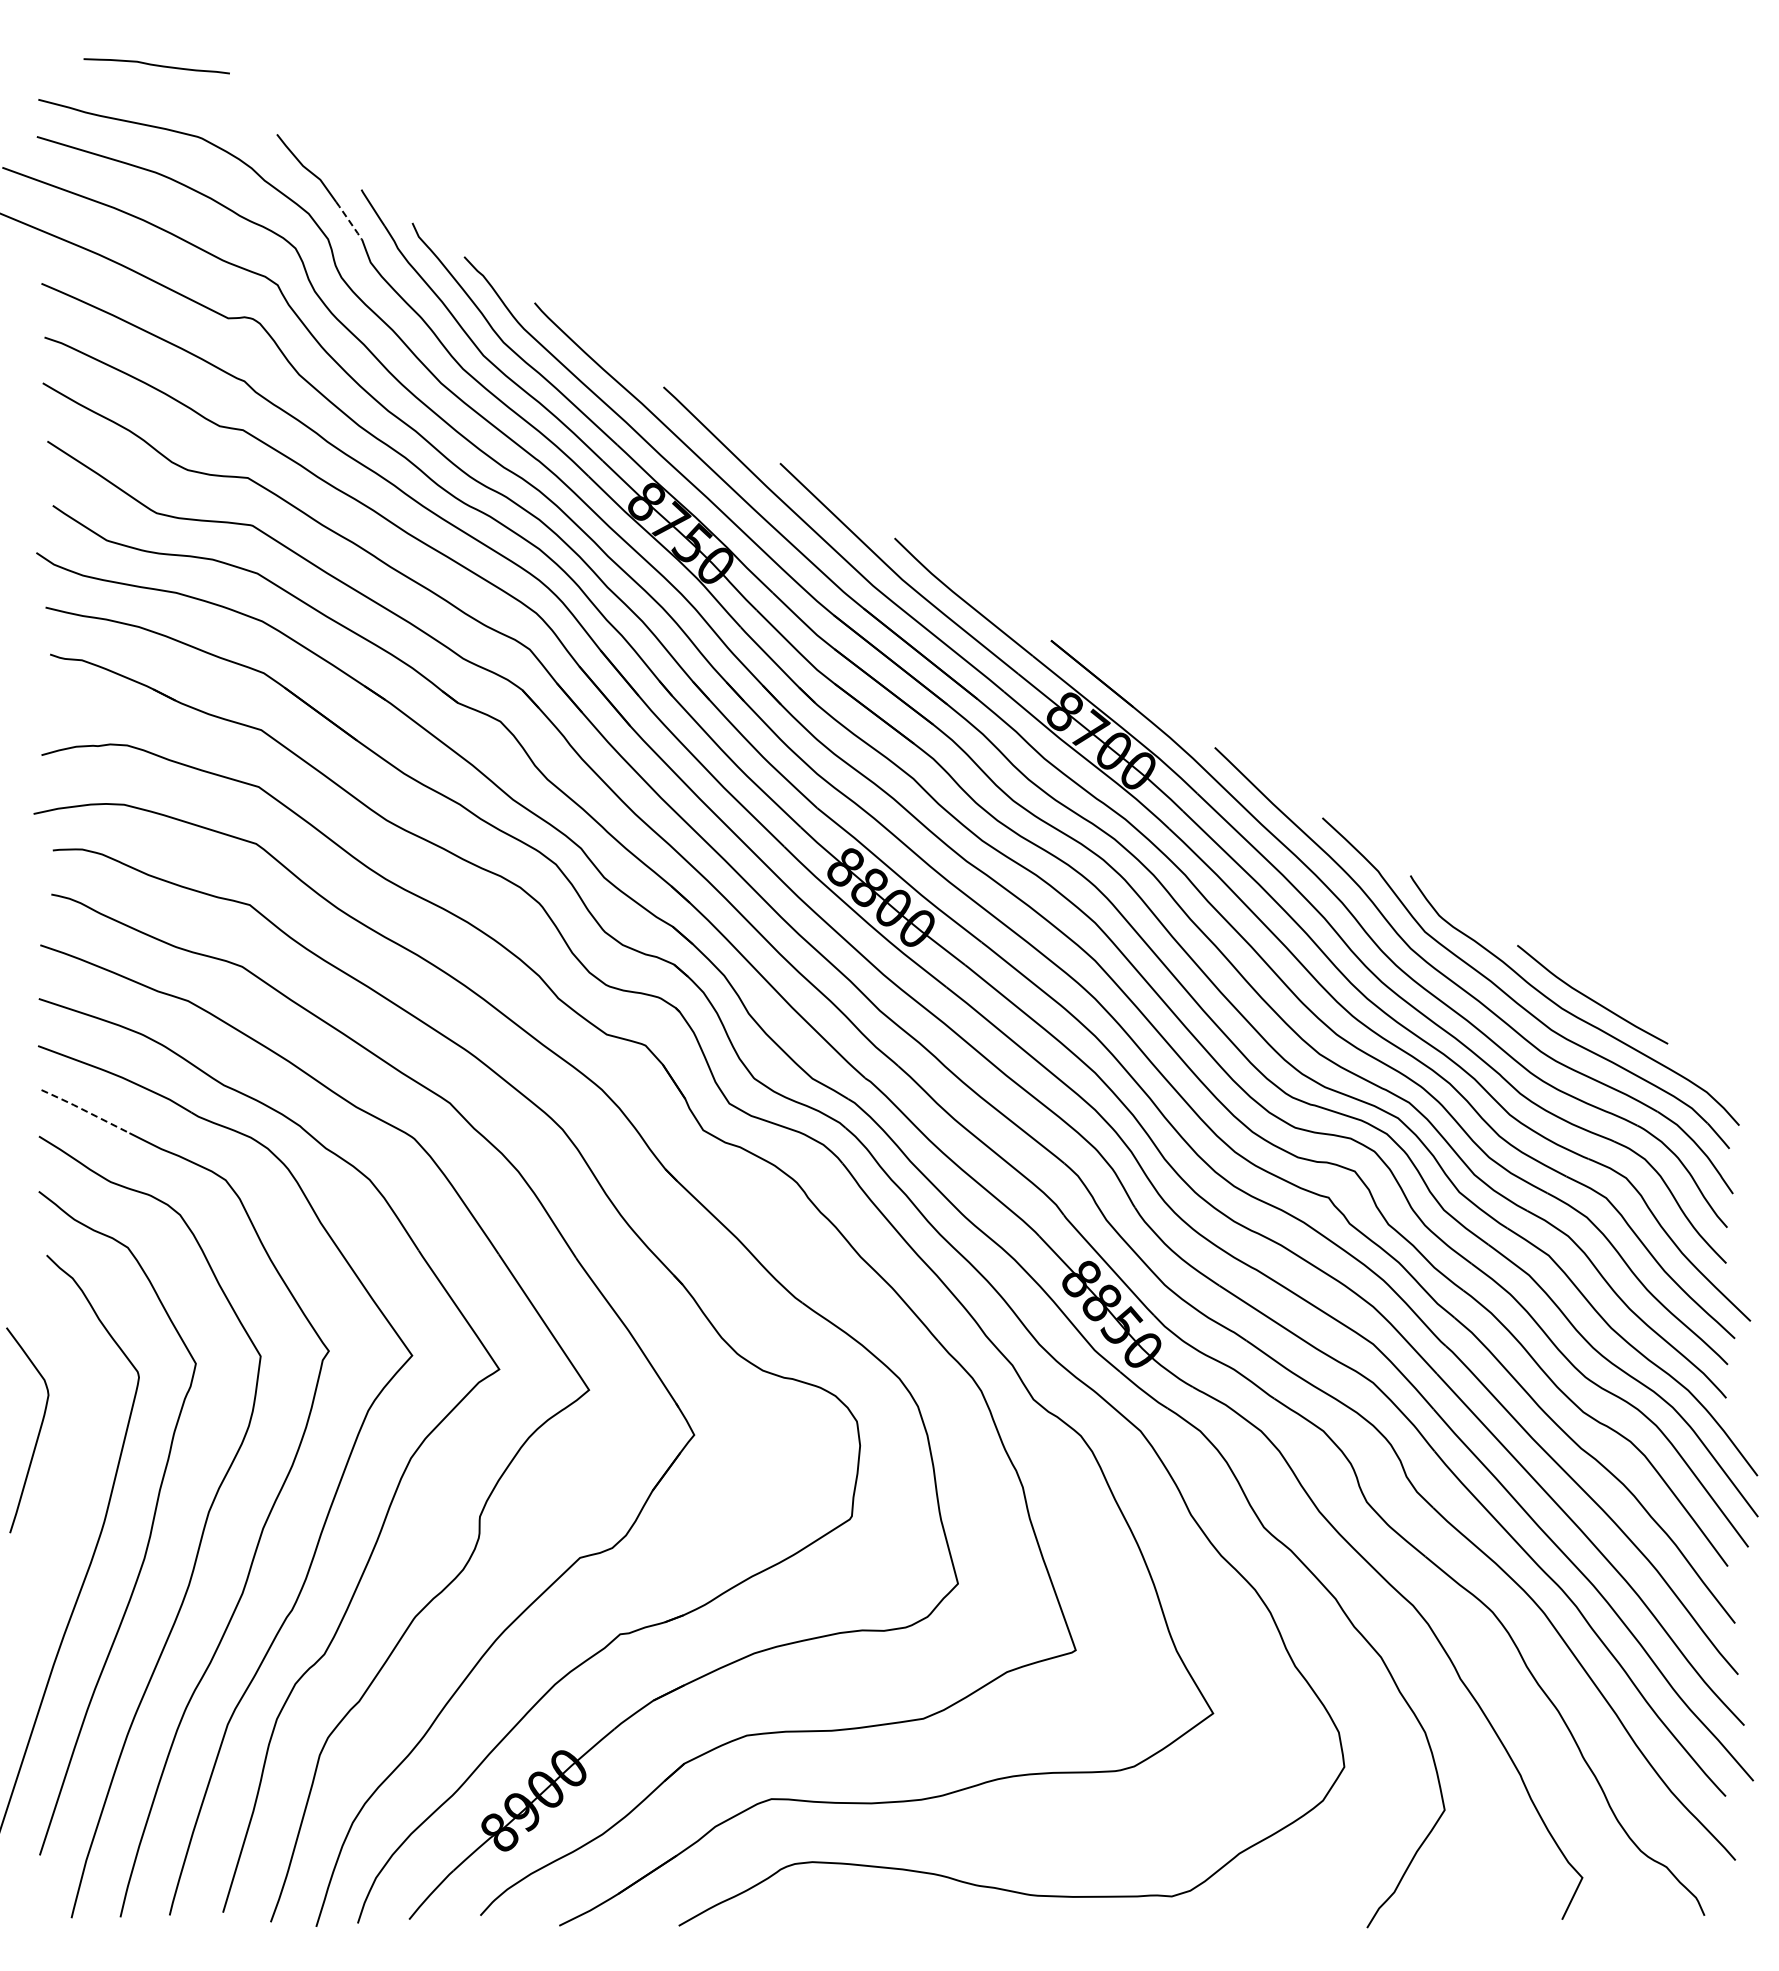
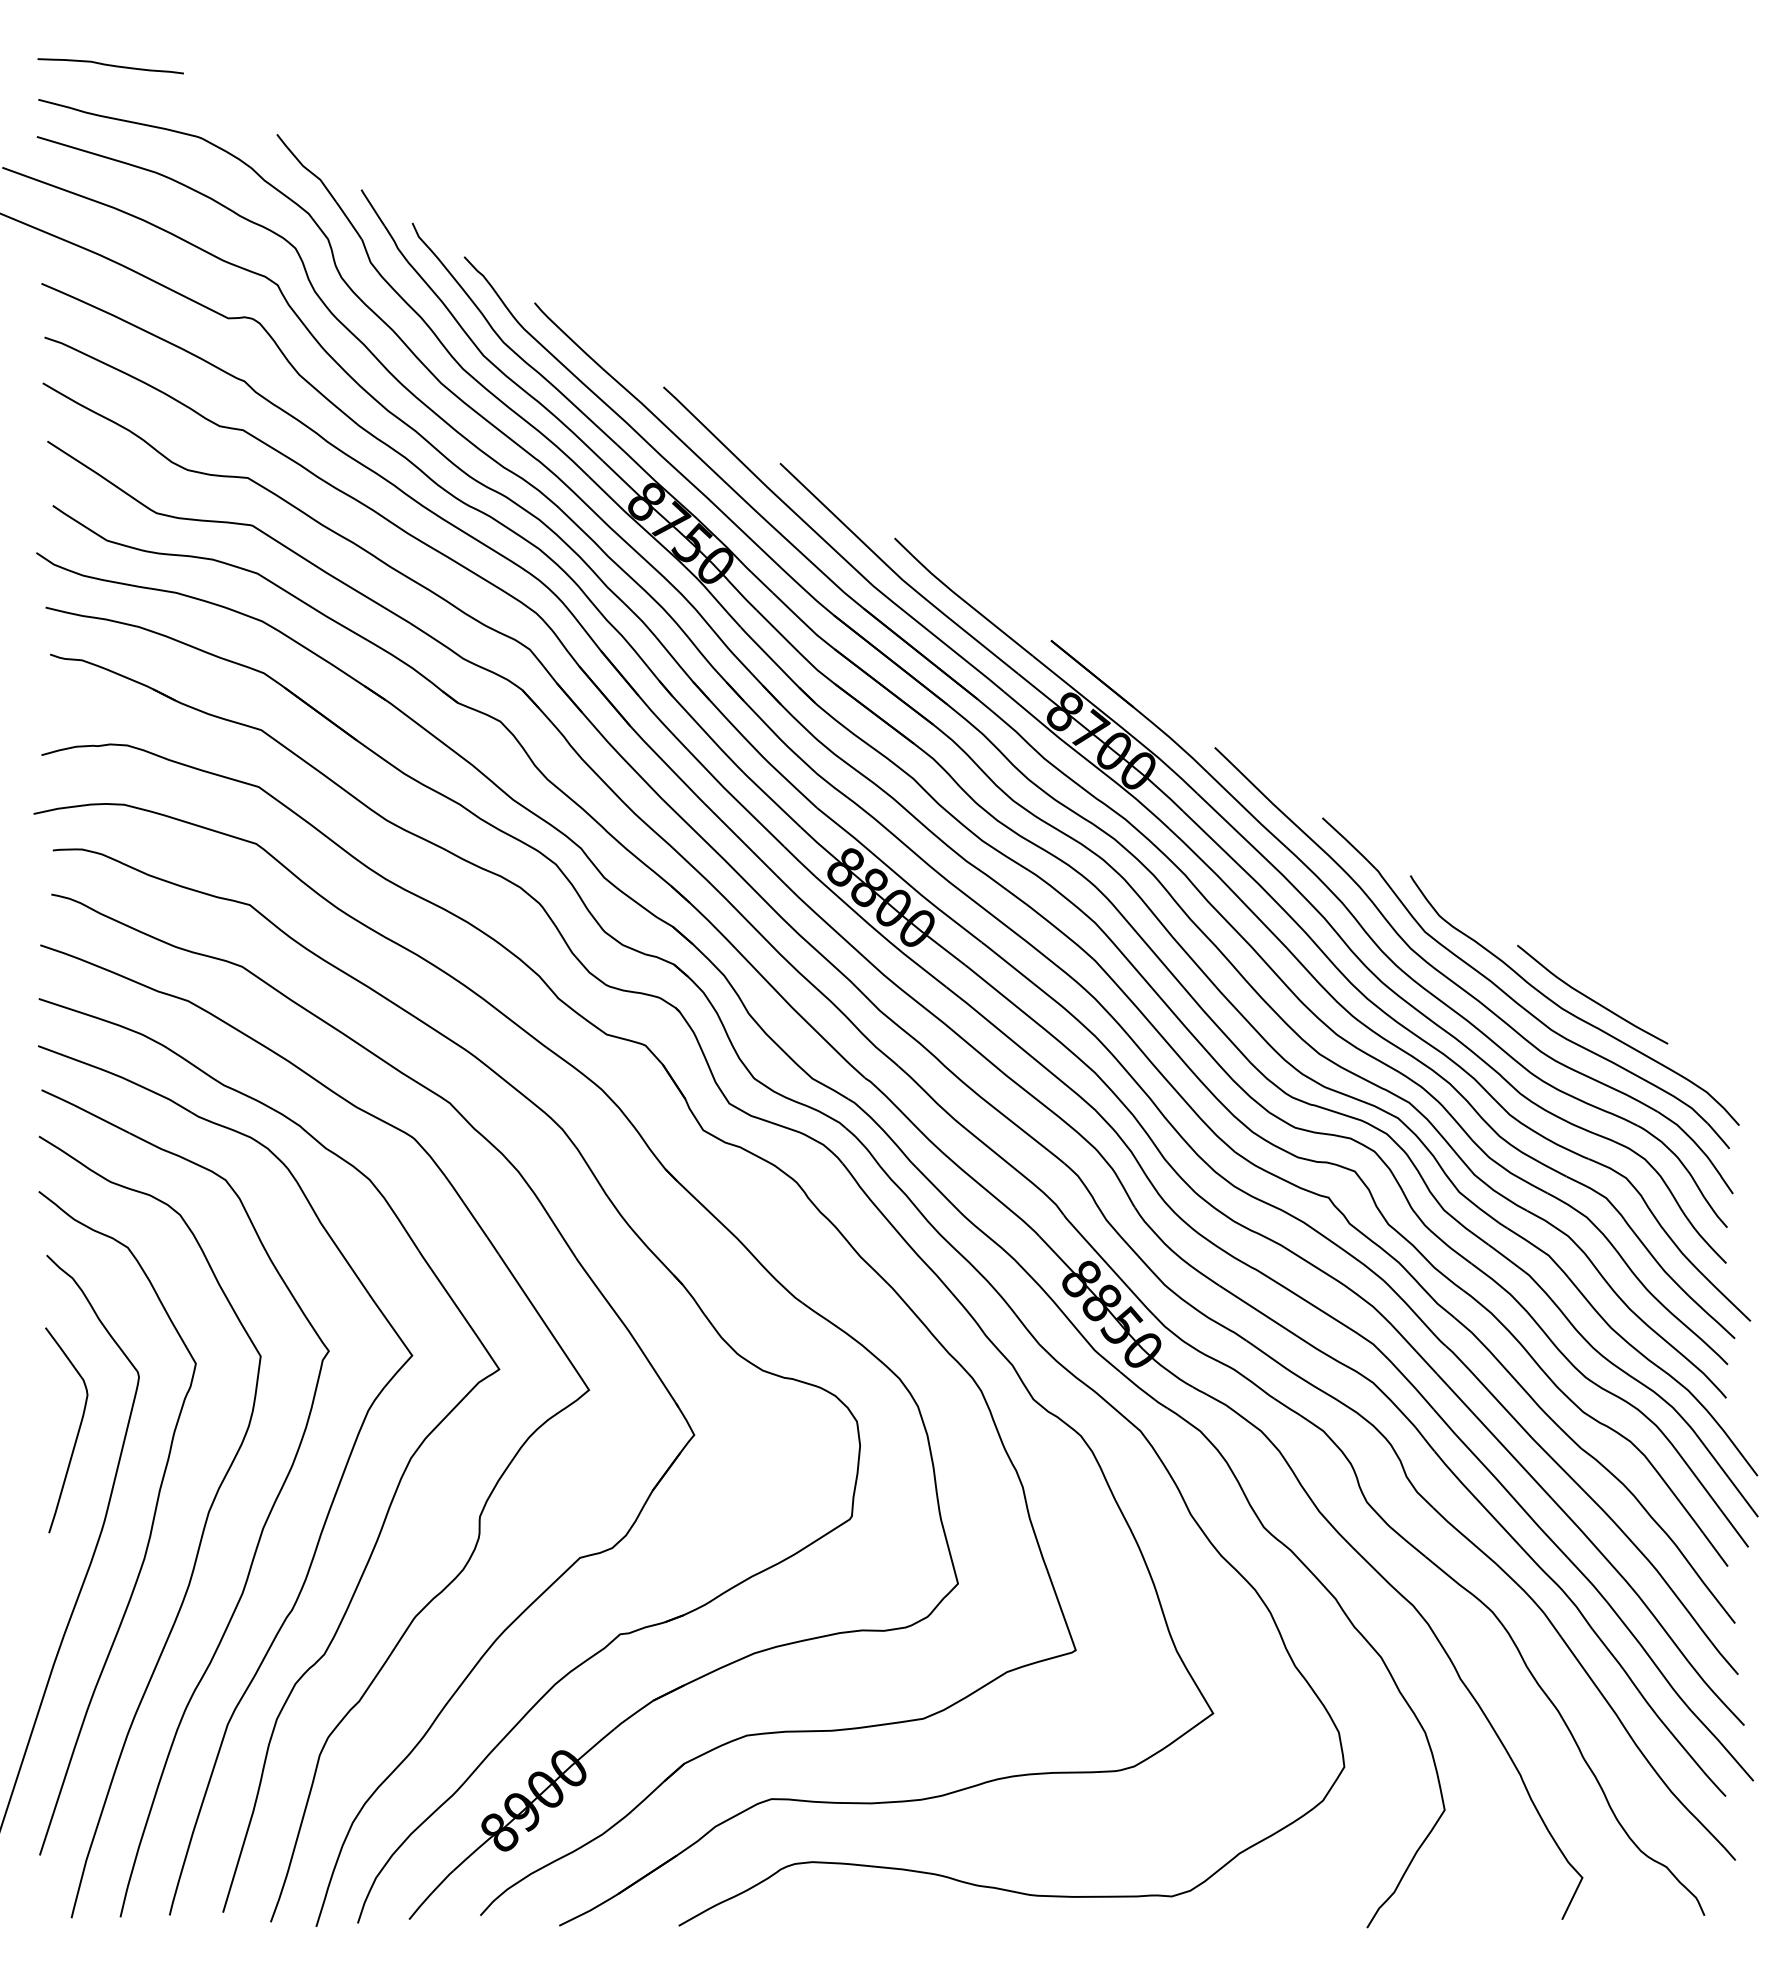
curve position: (156, 66) -> (110, 66) (110, 66)
line: dashed -> solid (348, 220)
line: dashed -> solid (85, 1110)
curve position: (38, 1431) -> (77, 1431) (77, 1431)
